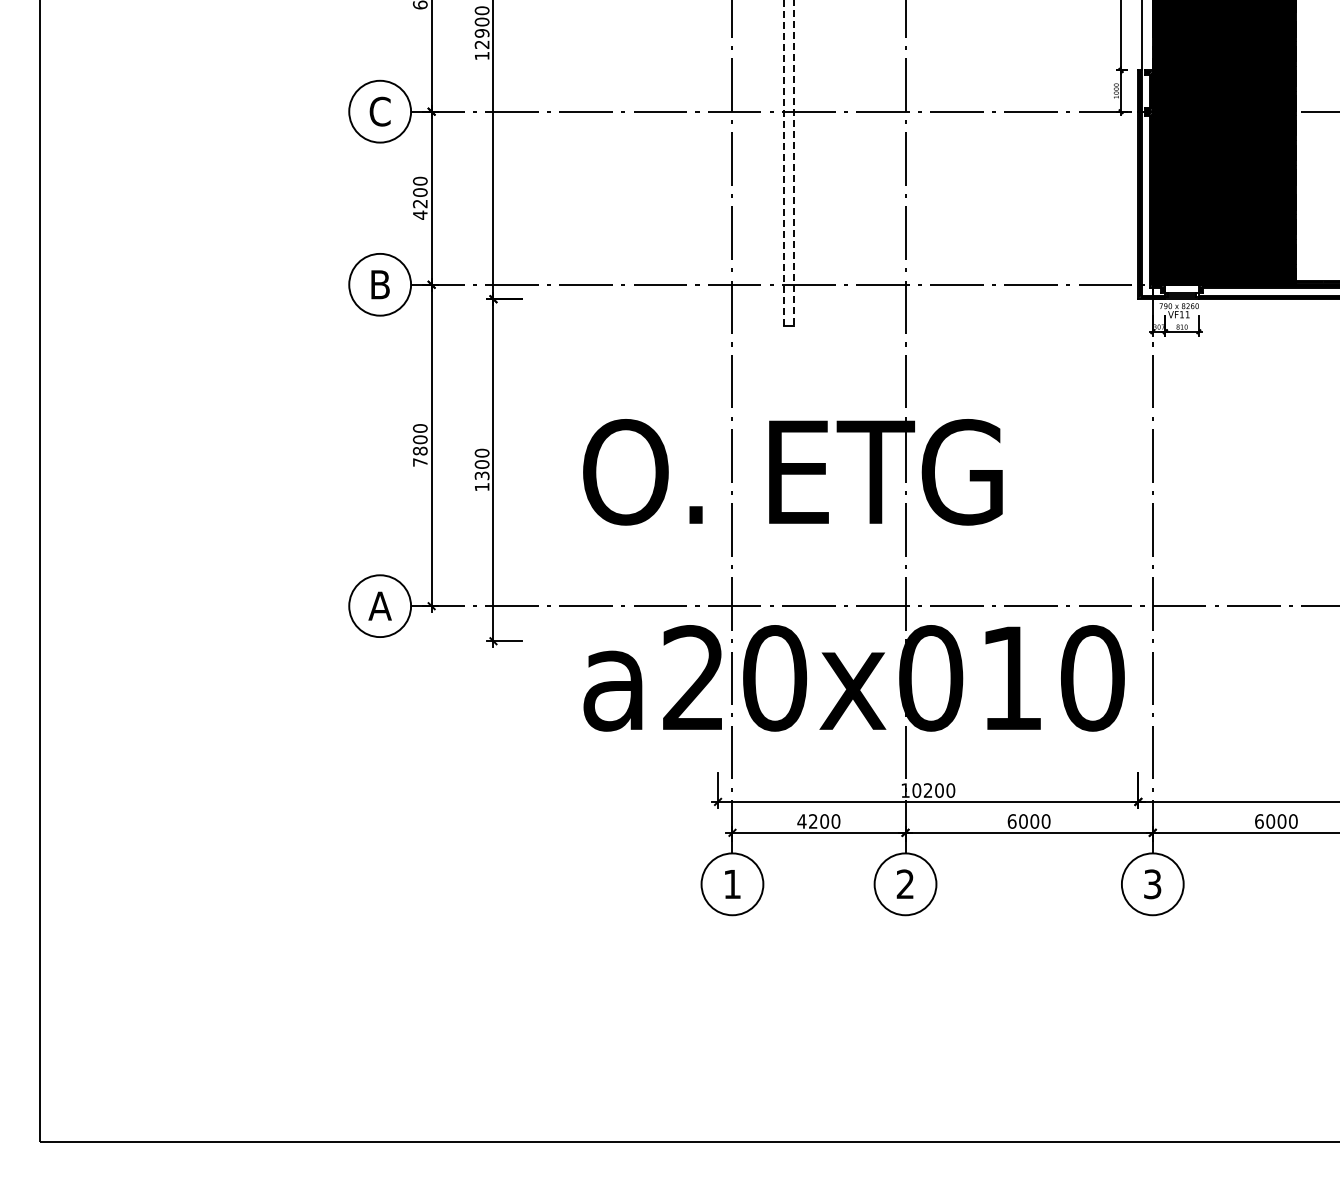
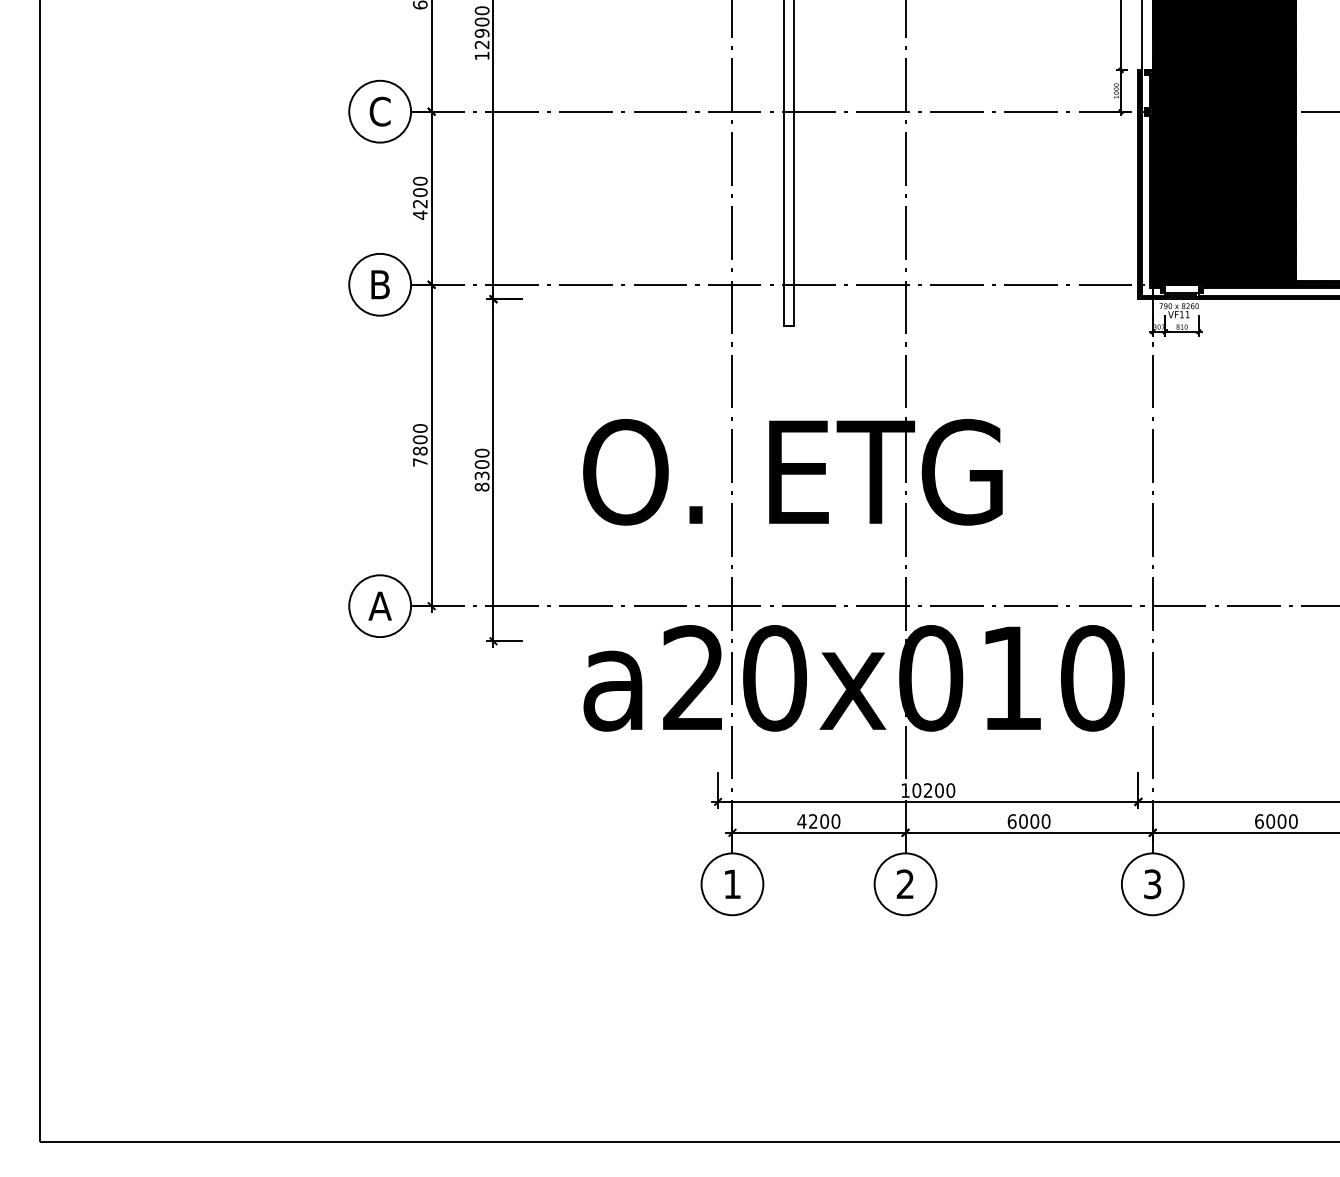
line: dashed -> solid (783, 163)
line: dashed -> solid (794, 163)
text: 1300 -> 8300 (481, 486)
